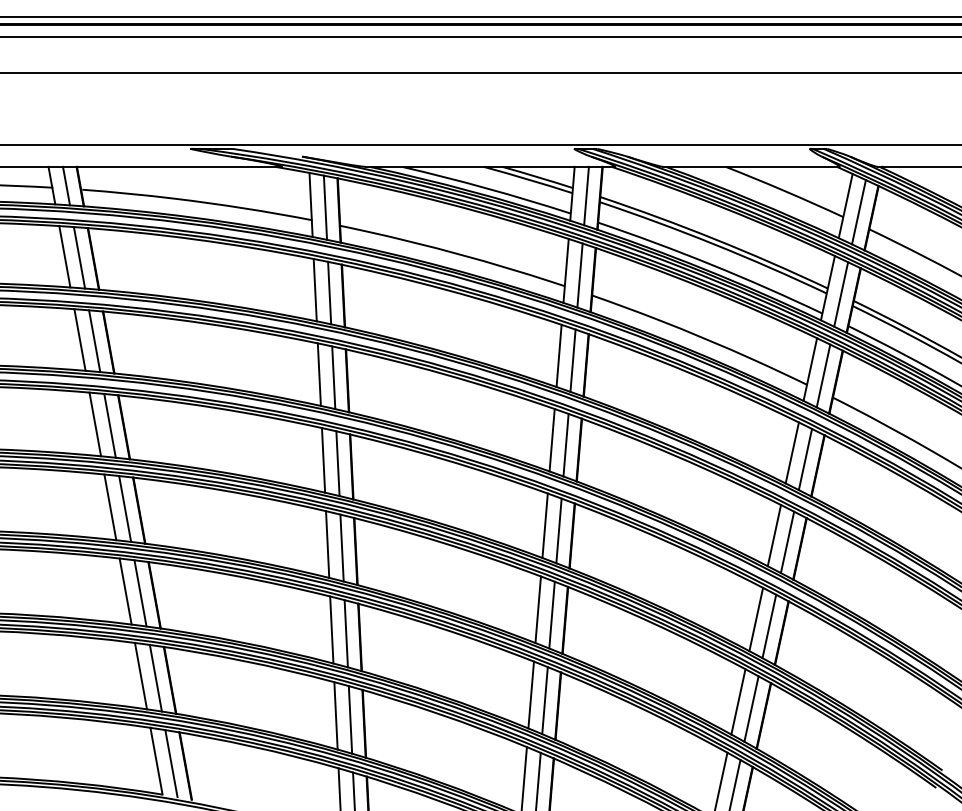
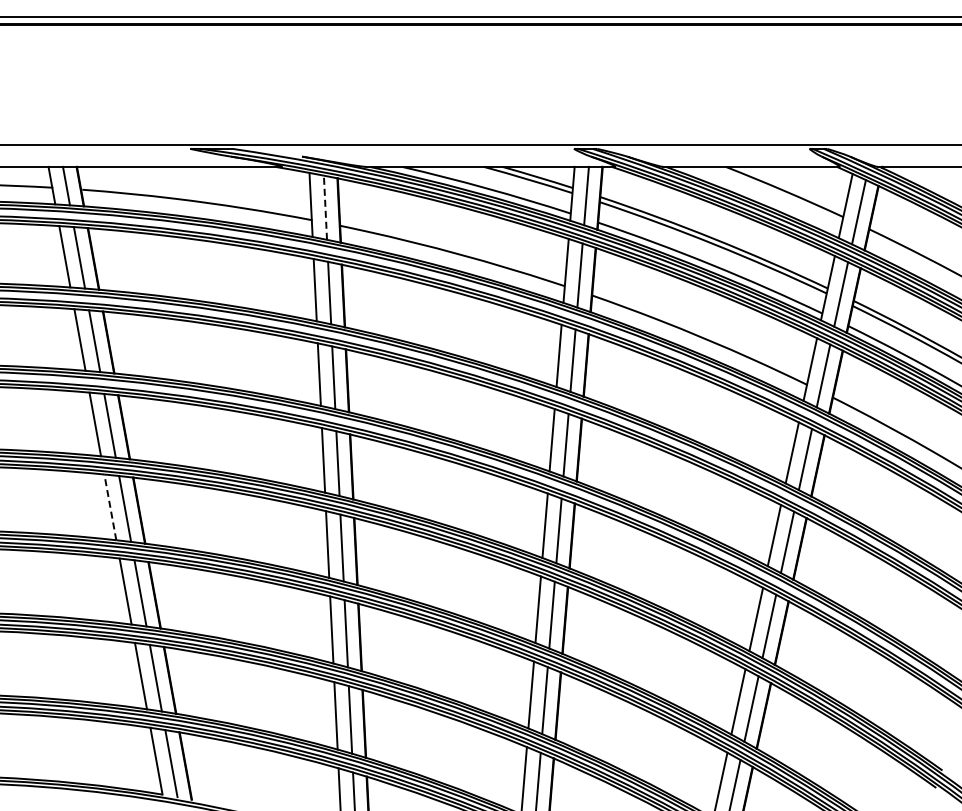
line: present -> none (480, 37)
line: present -> none (480, 72)
line: solid -> dashed (325, 207)
line: solid -> dashed (110, 506)
